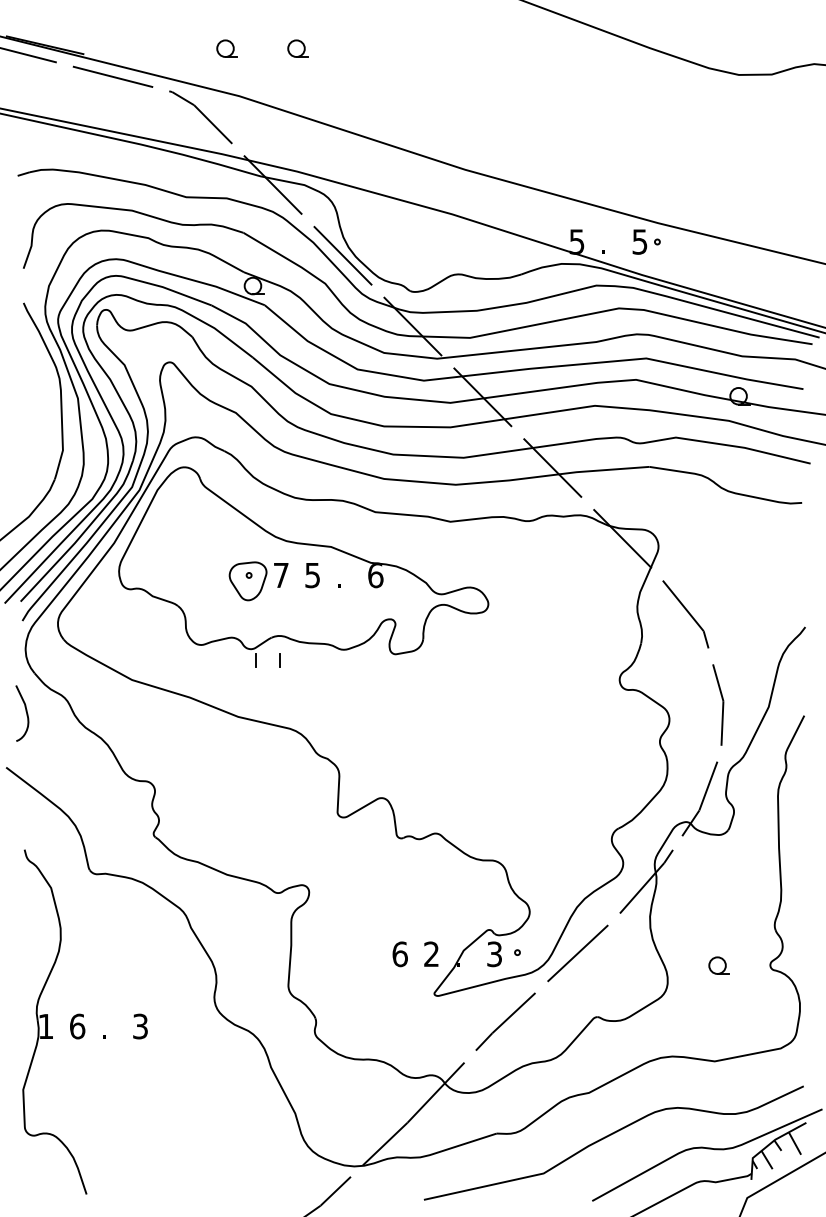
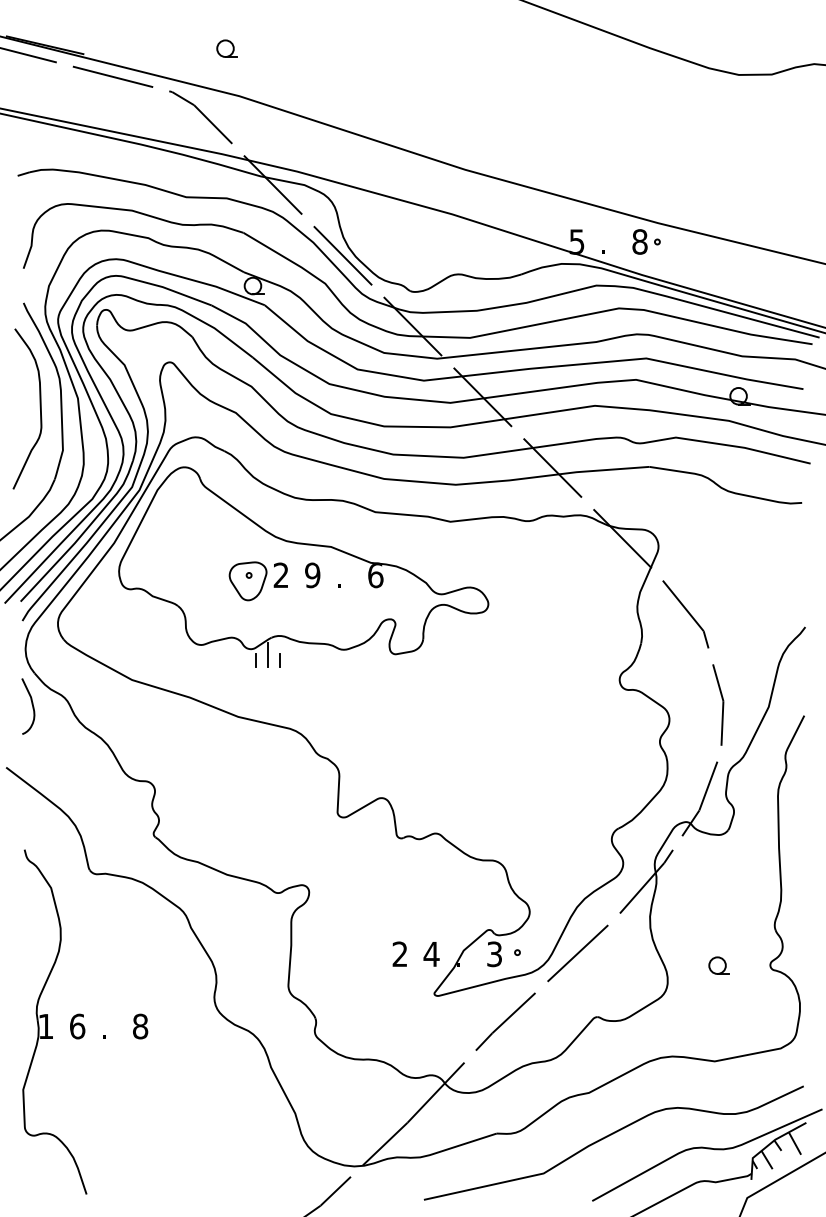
part: present -> none (297, 48)
text: 5 -> 8 (639, 241)
curve: none -> present (39, 407)
text: 7 -> 2 (280, 574)
text: 5 -> 9 (312, 574)
line: none -> present (268, 654)
curve position: (25, 711) -> (31, 704) (31, 704)
text: 2 -> 4 (431, 953)
text: 6 -> 2 (399, 954)
text: 3 -> 8 (140, 1026)
